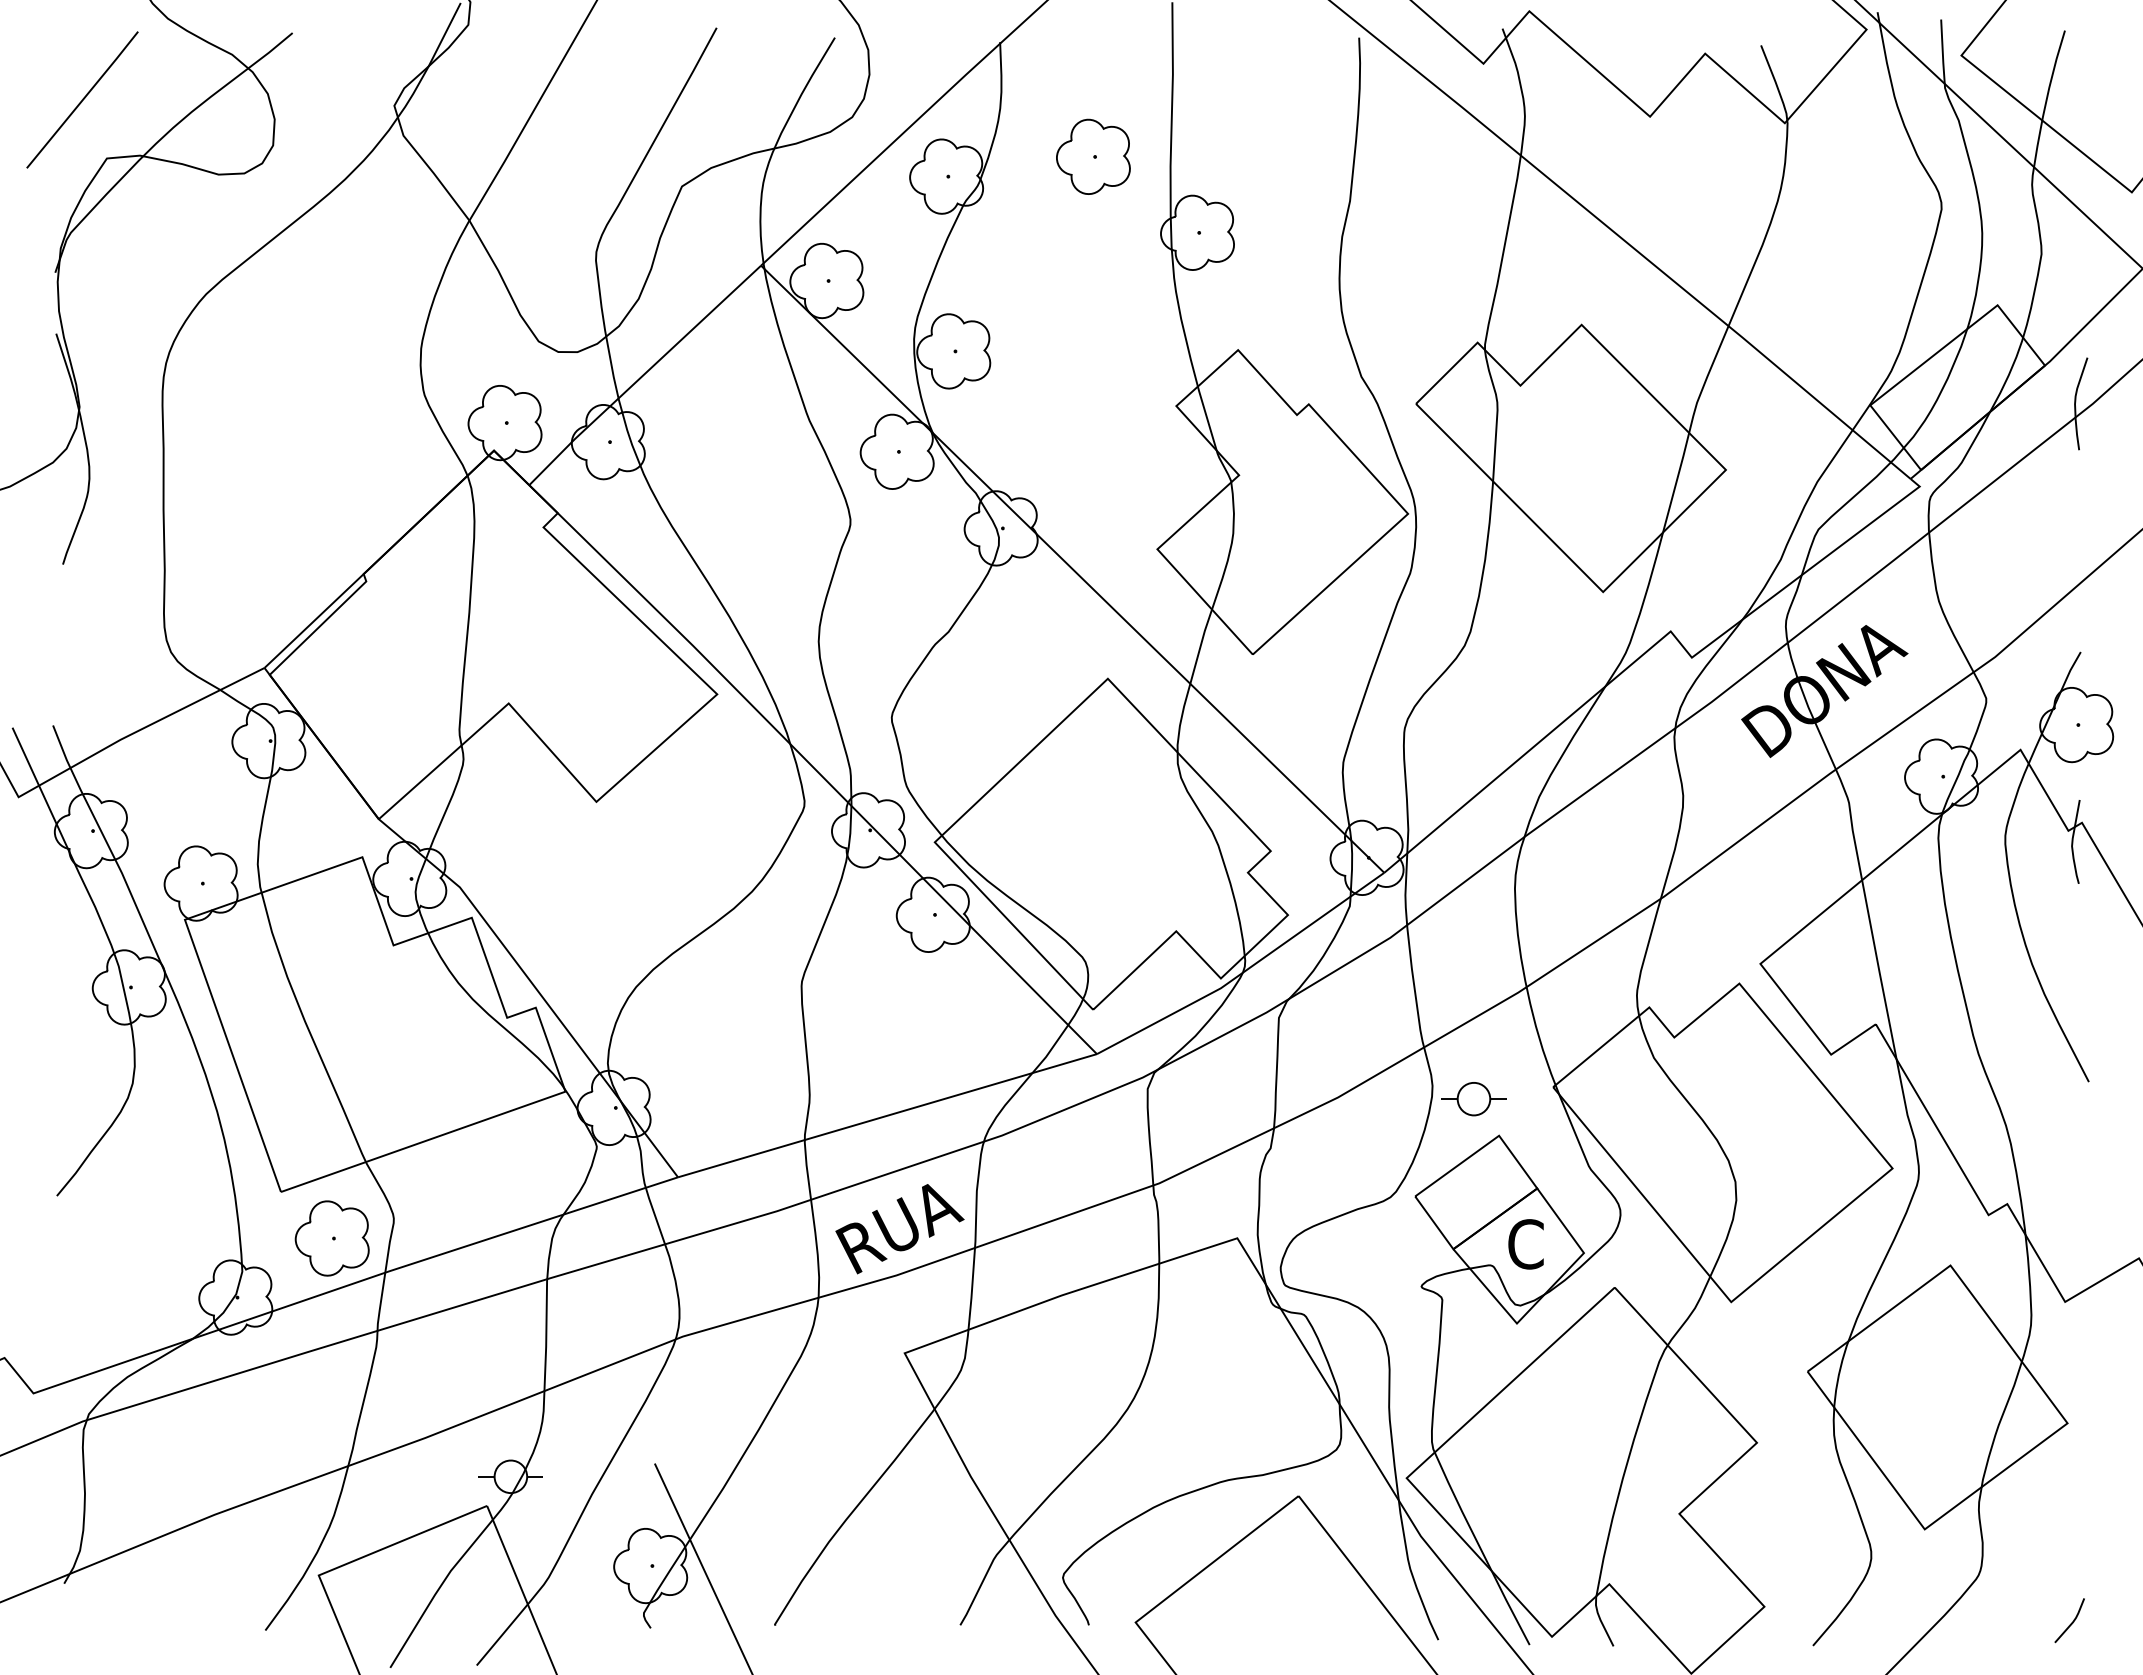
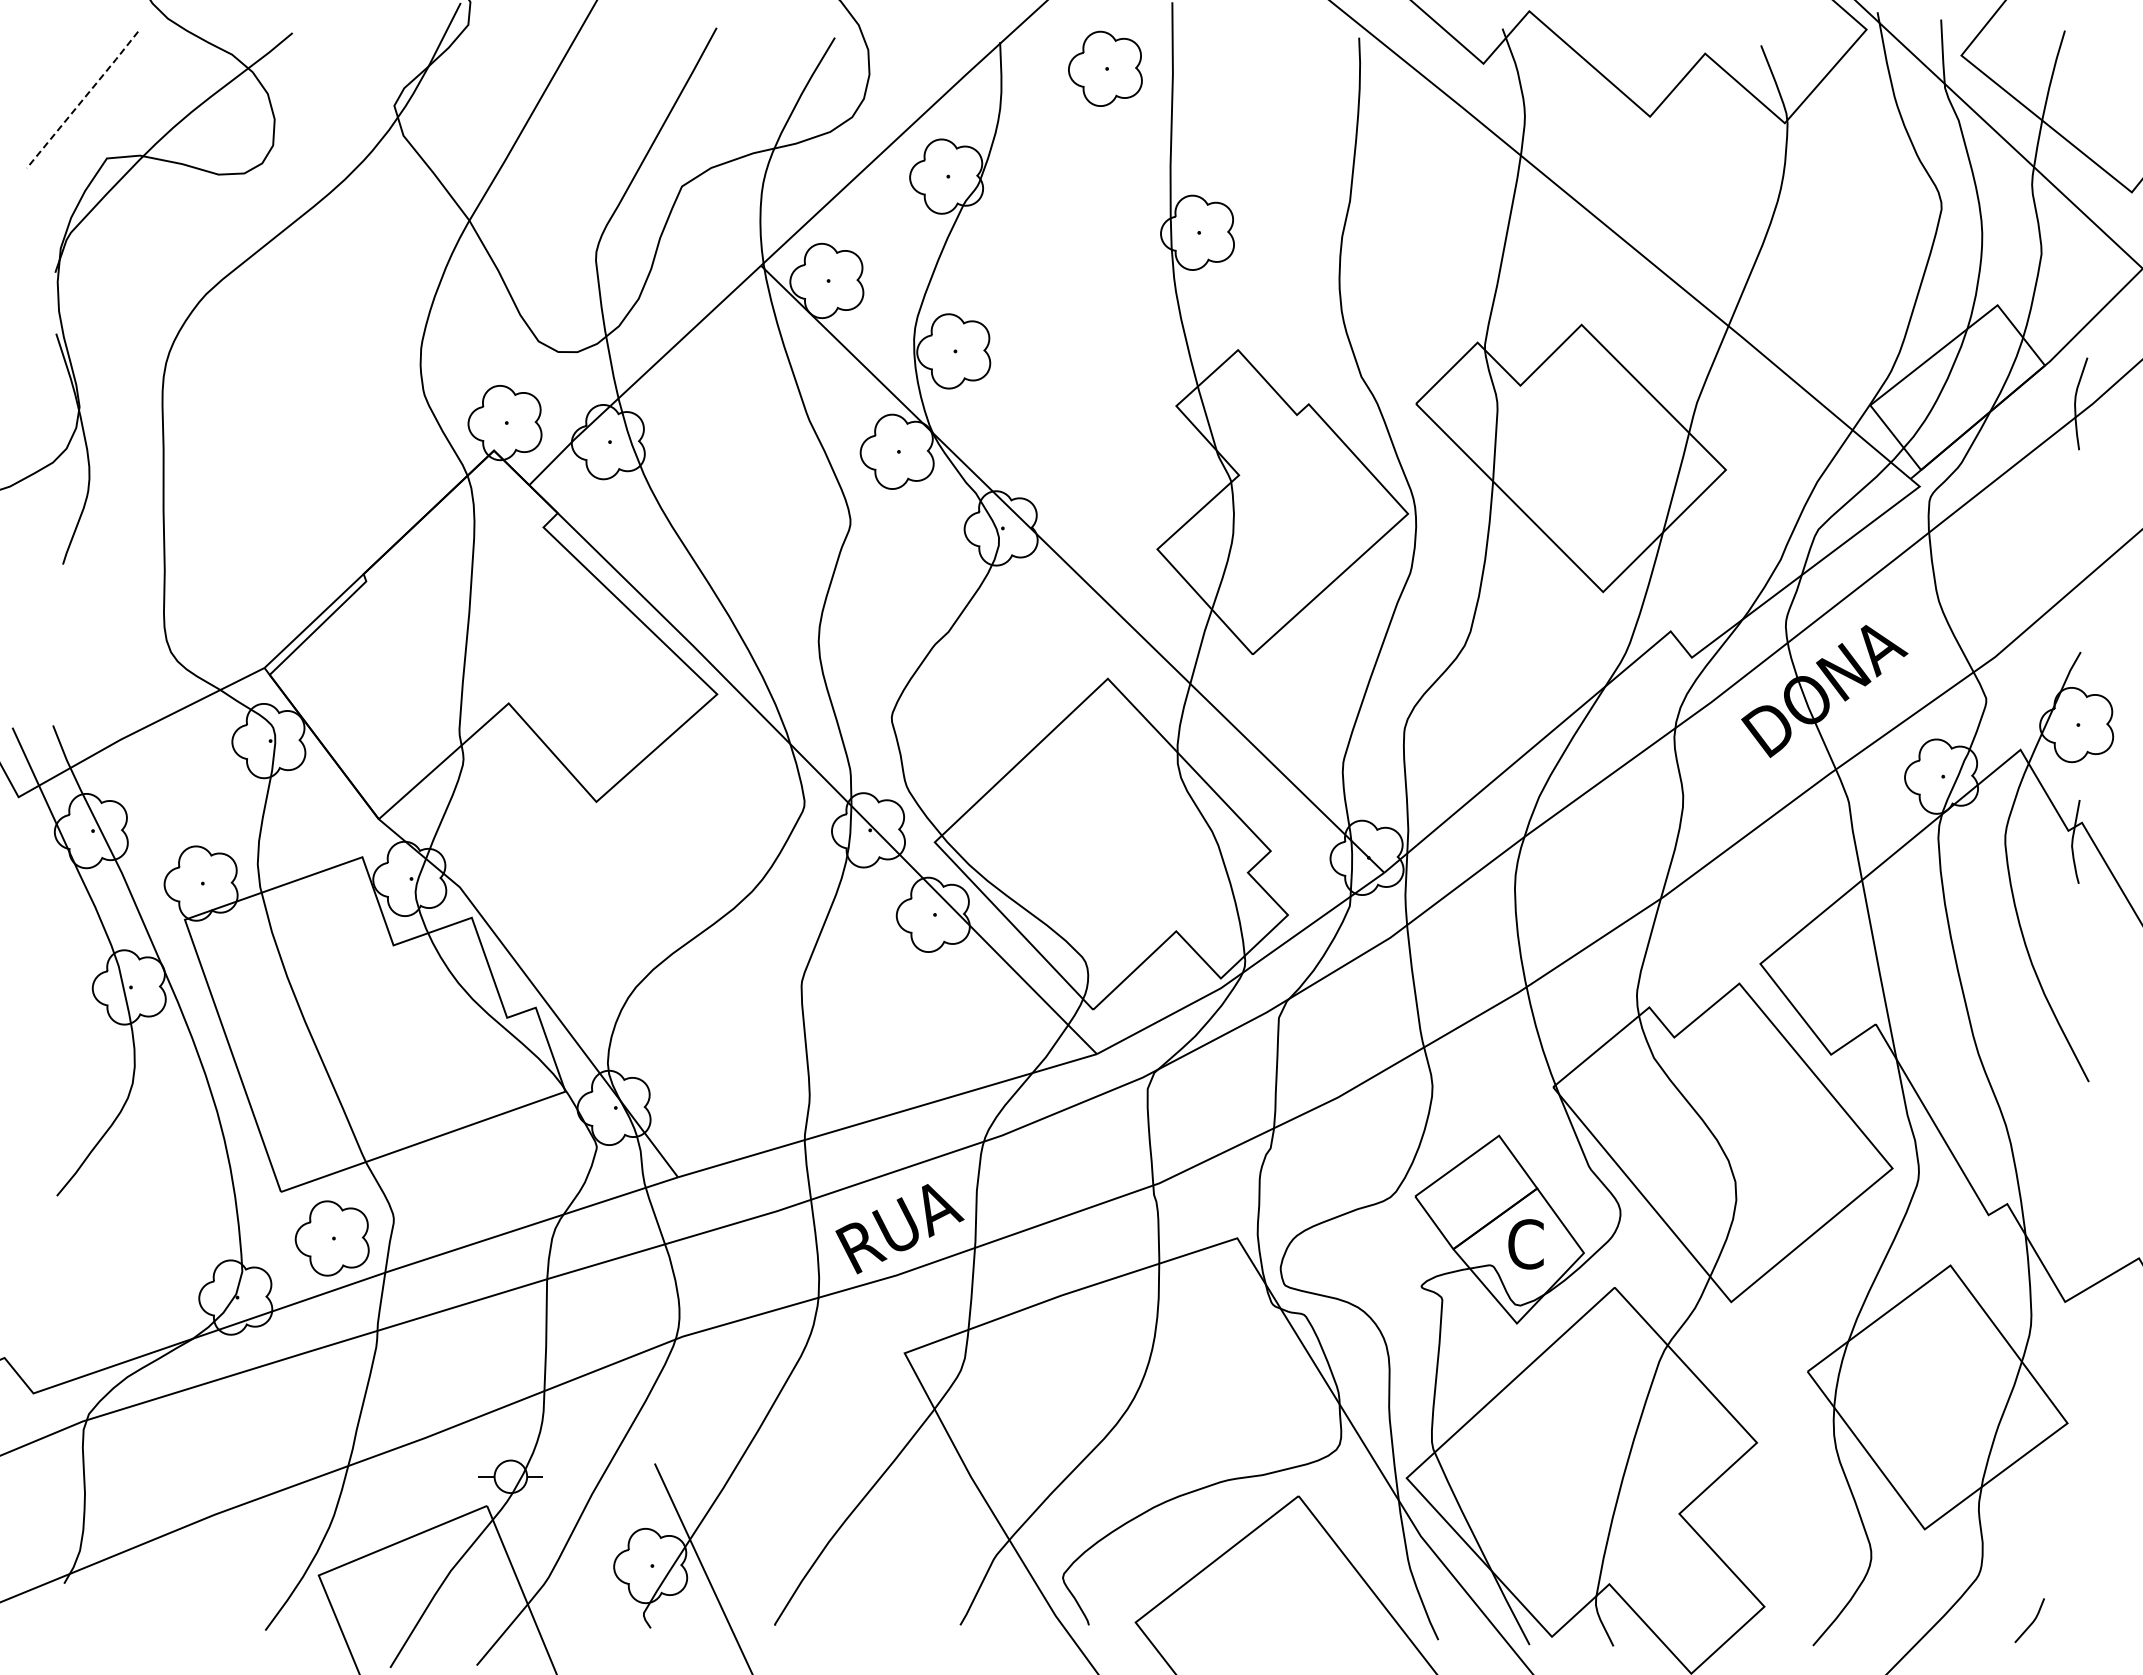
line: solid -> dashed (82, 99)
part position: (1093, 156) -> (1105, 68) (1105, 68)
part: present -> none (1473, 1099)
line position: (2071, 1622) -> (2031, 1622) (2031, 1622)
